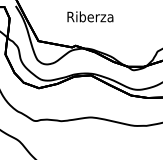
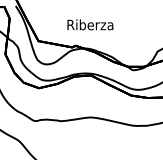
text position: (90, 16) -> (90, 24) (90, 24)
